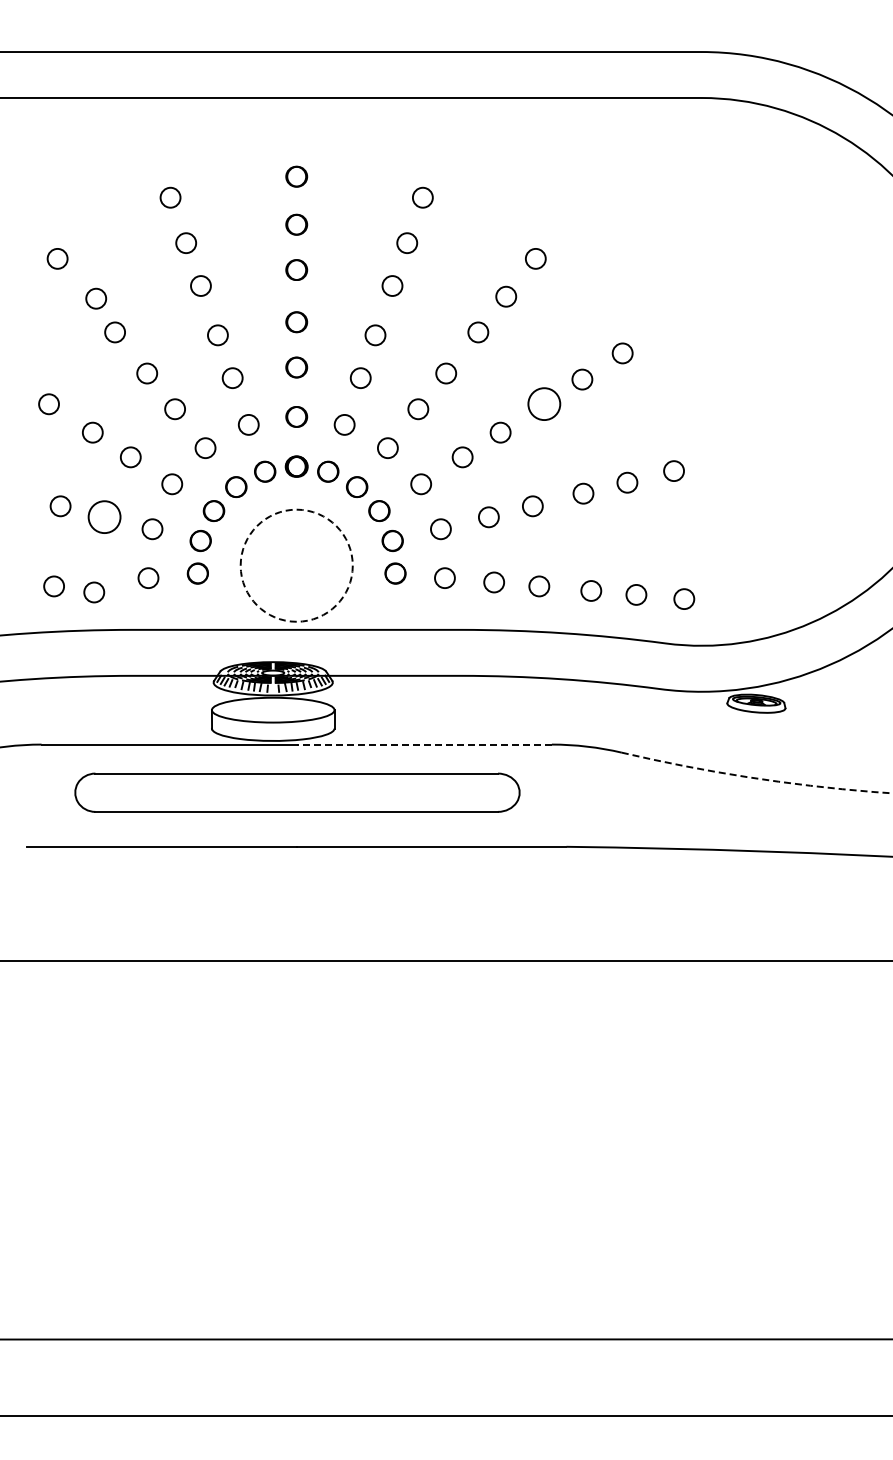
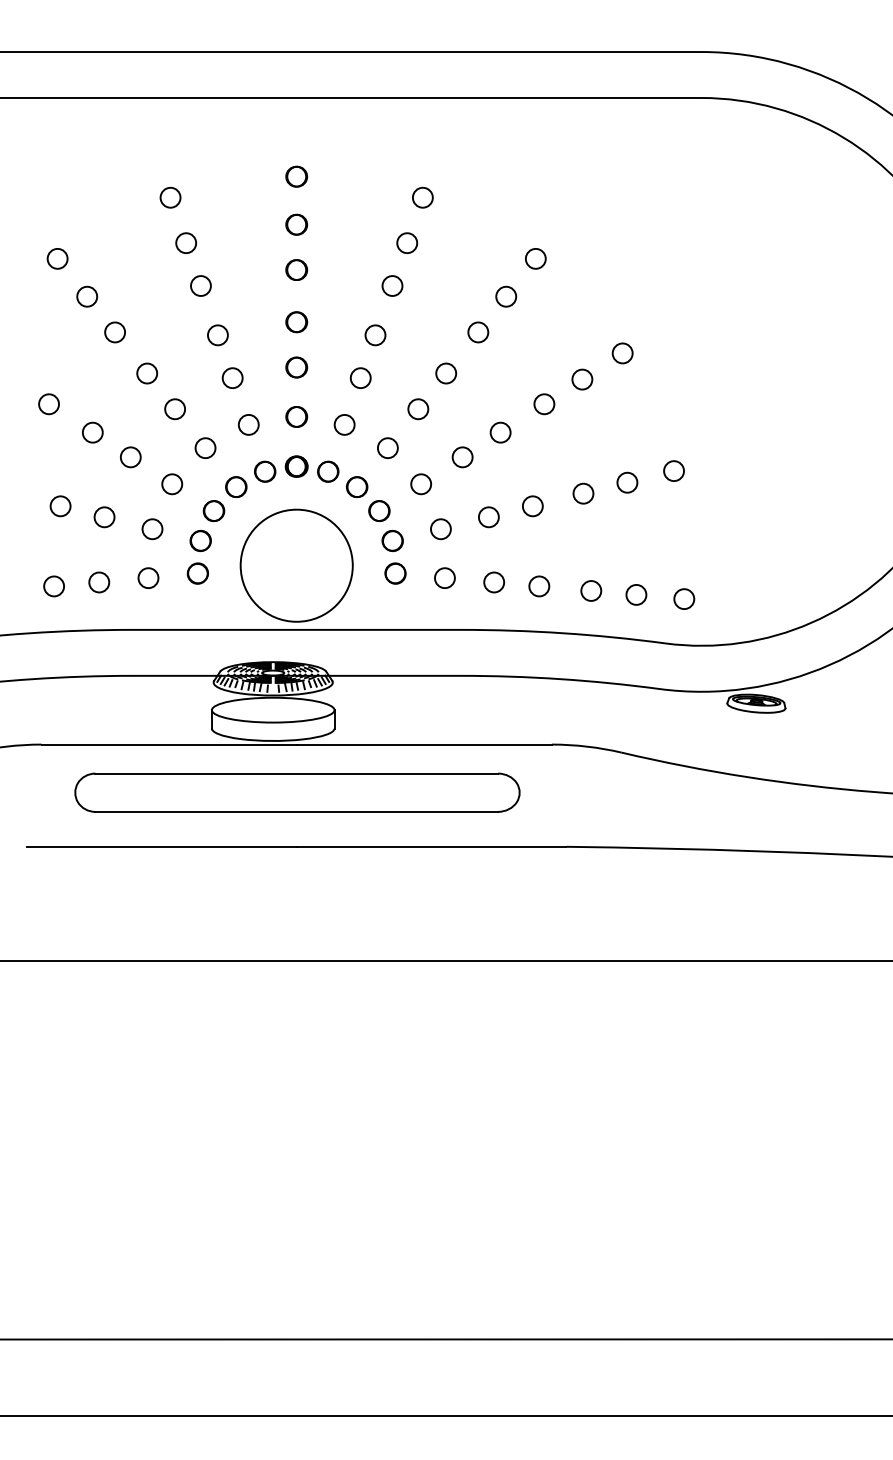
circle position: (96, 298) -> (87, 296) (87, 296)
circle size: 35x34 px -> 23x23 px (544, 404)
circle size: 35x34 px -> 23x23 px (104, 517)
circle: dashed -> solid (296, 565)
circle position: (94, 592) -> (99, 582) (99, 582)
line: dashed -> solid (424, 744)
arc: dashed -> solid (757, 778)
